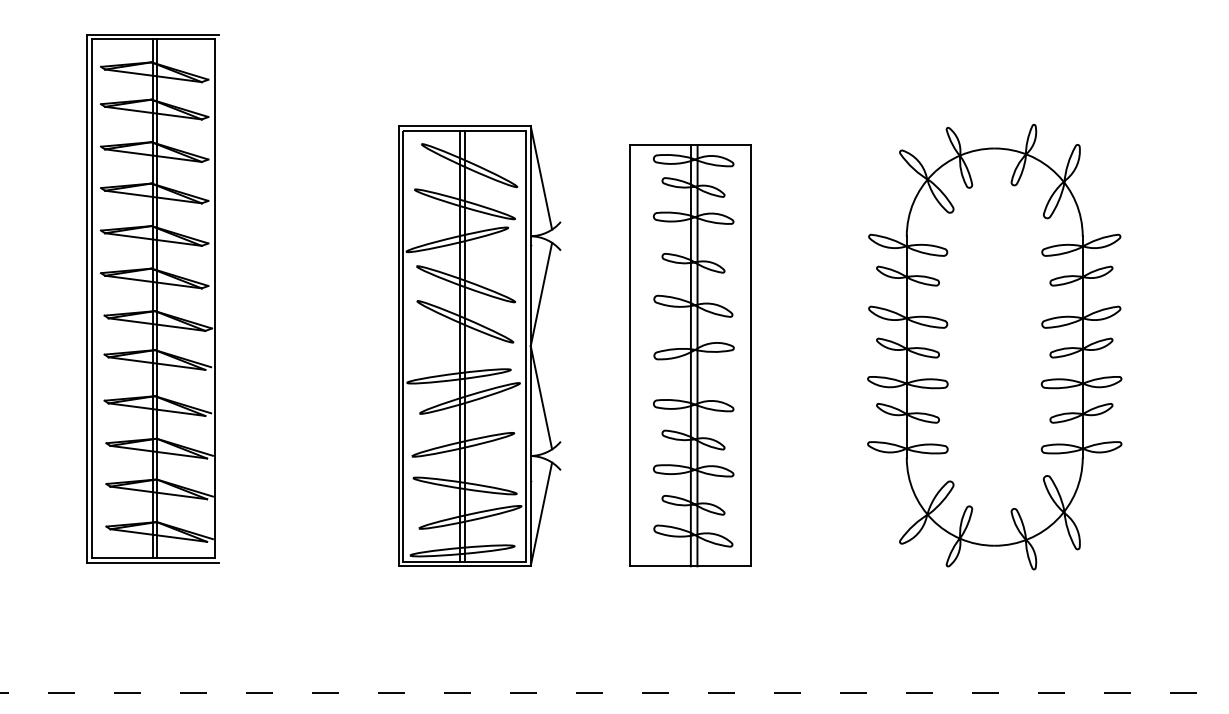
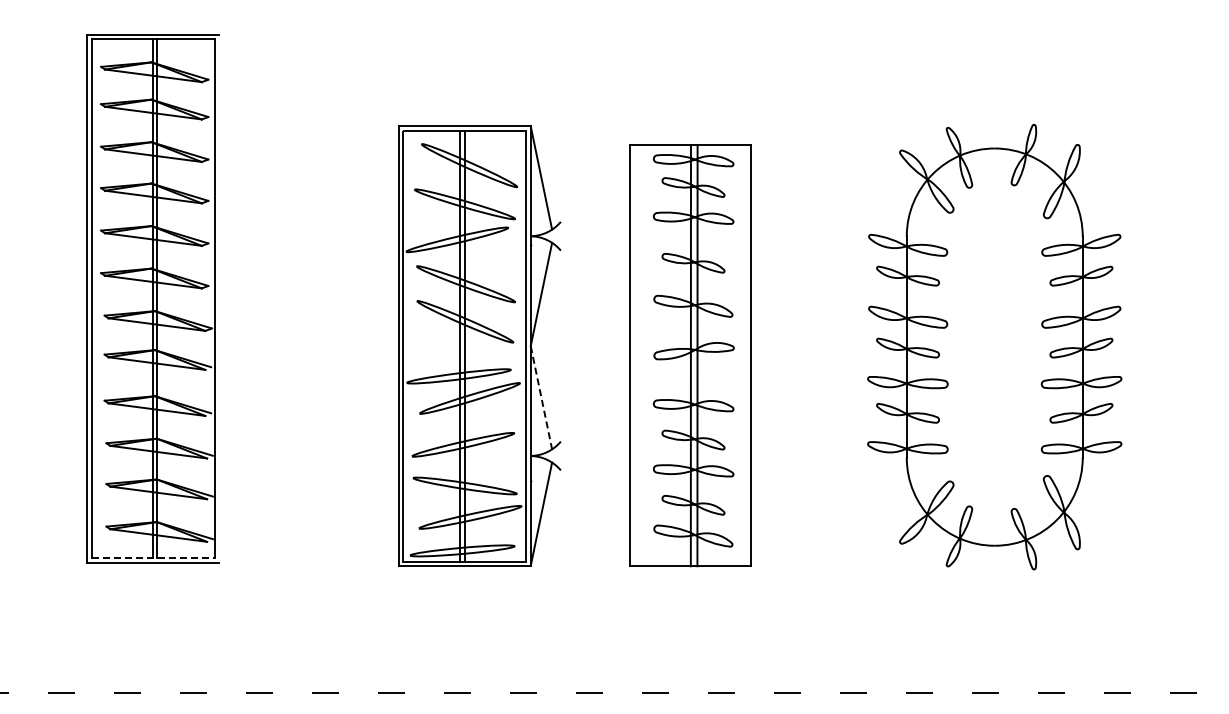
line: solid -> dashed (541, 397)
line: solid -> dashed (153, 558)
